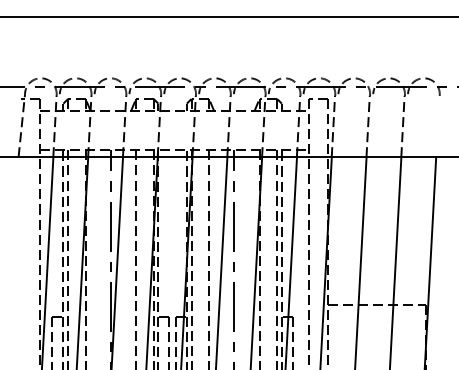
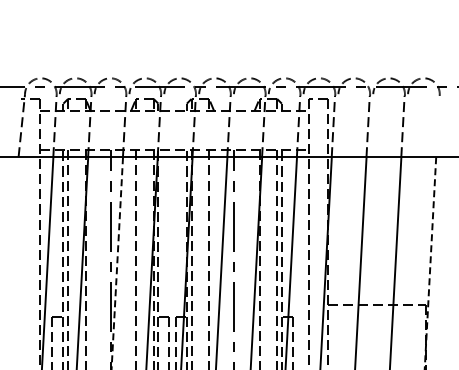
line: present -> none (228, 16)
line: solid -> dashed (117, 263)
line: solid -> dashed (430, 263)
